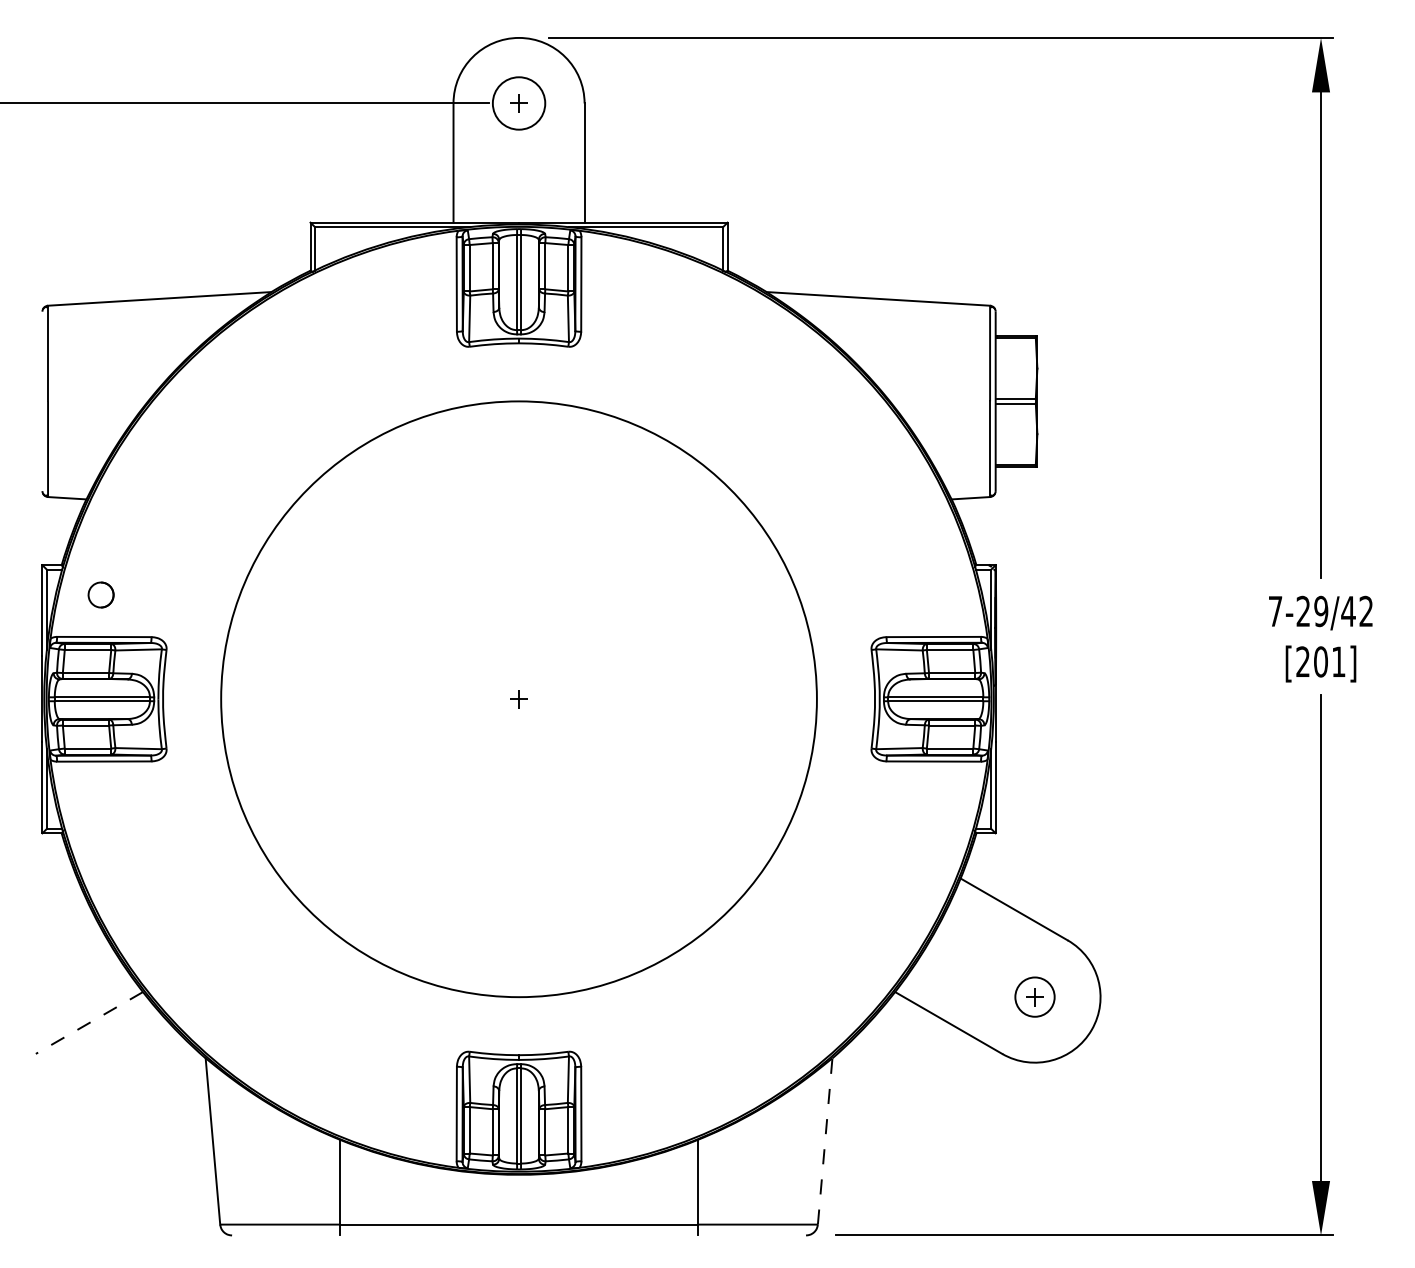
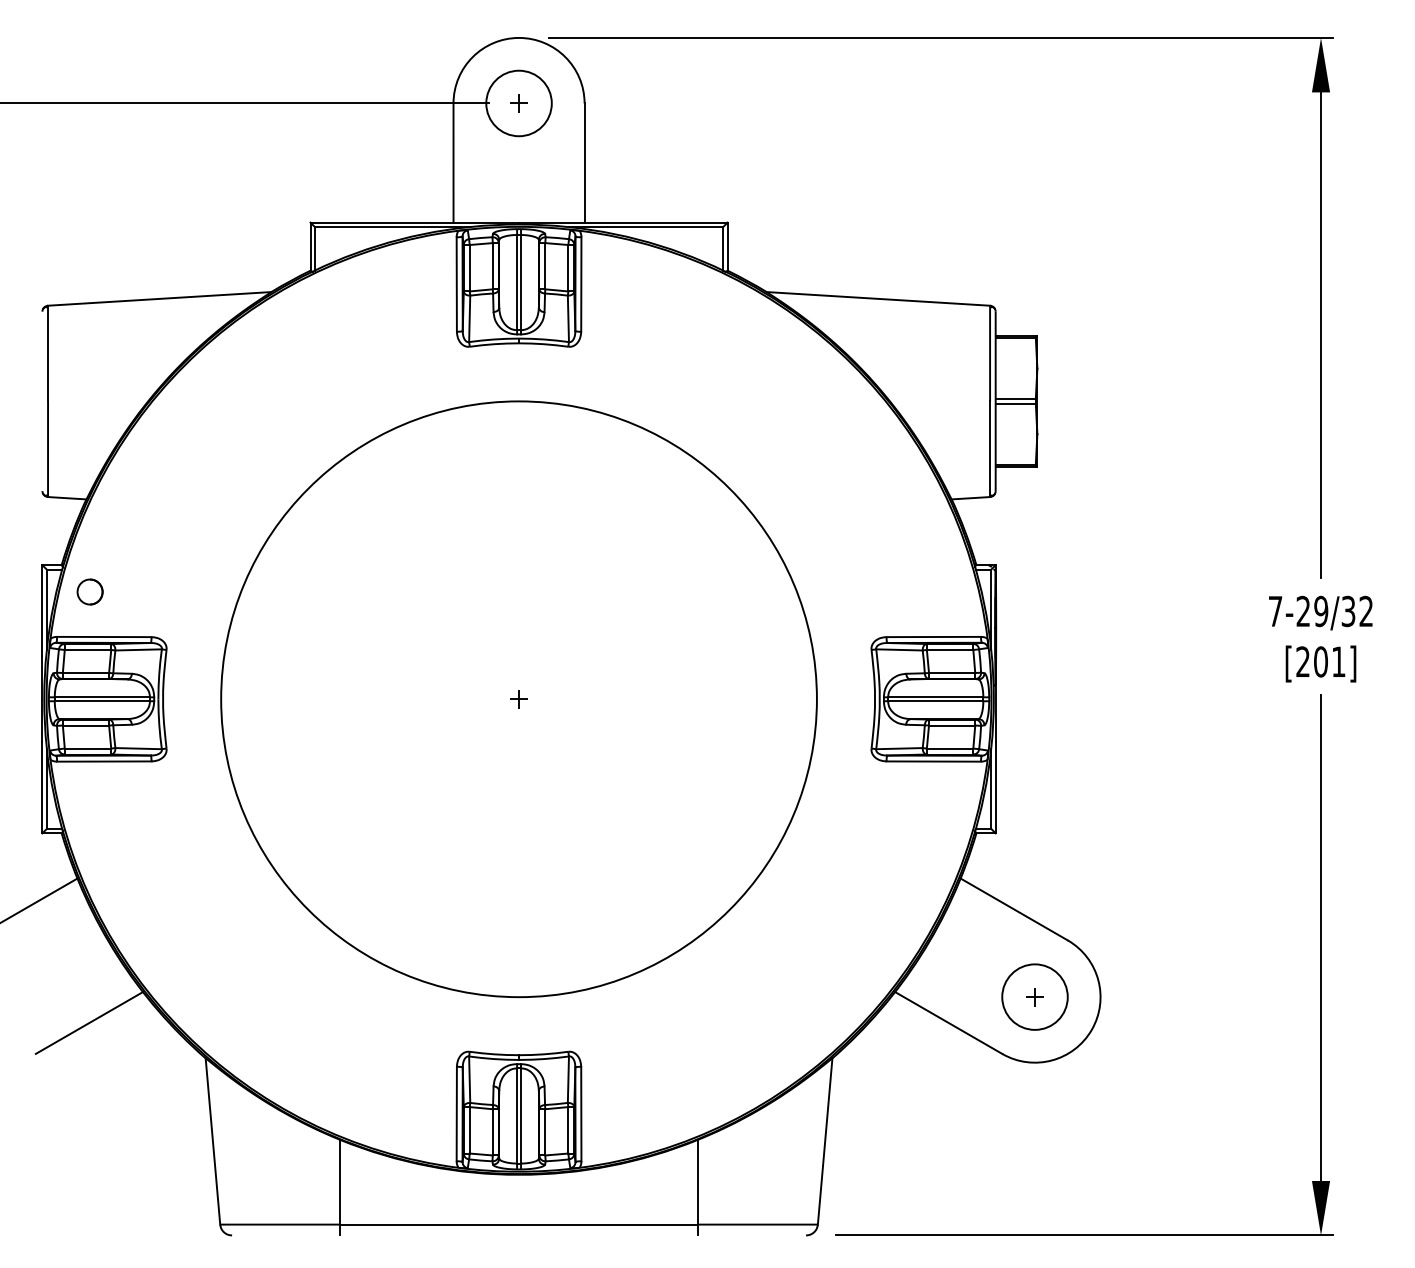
circle diameter: 52 px -> 66 px (518, 103)
part position: (100, 594) -> (89, 591) (89, 591)
text: 7-29/42 -> 7-29/32 (1348, 611)
line: none -> present (39, 899)
circle diameter: 39 px -> 66 px (1034, 996)
line: dashed -> solid (89, 1022)
line: dashed -> solid (825, 1140)
